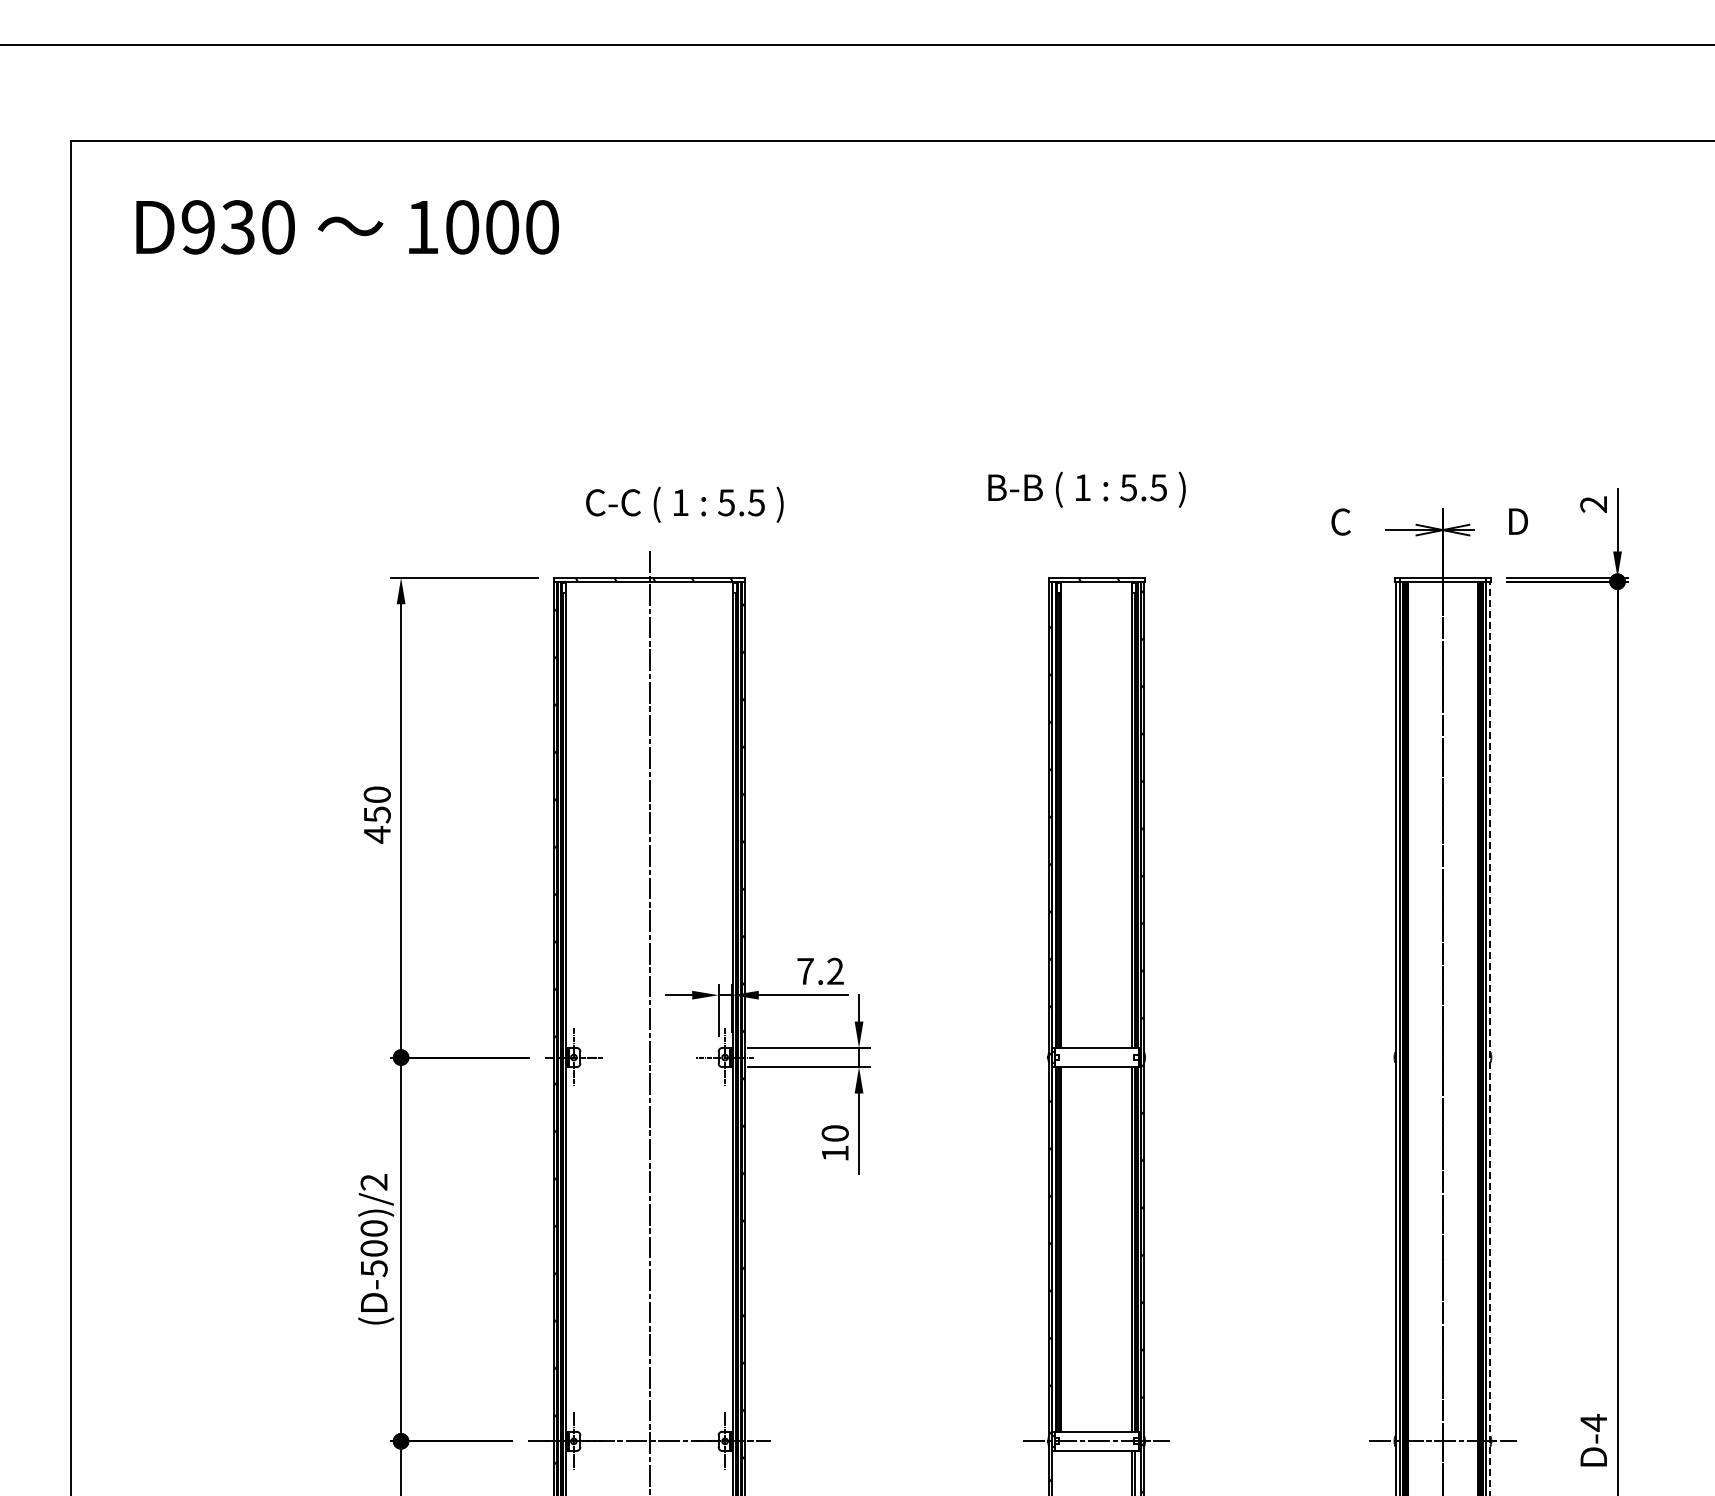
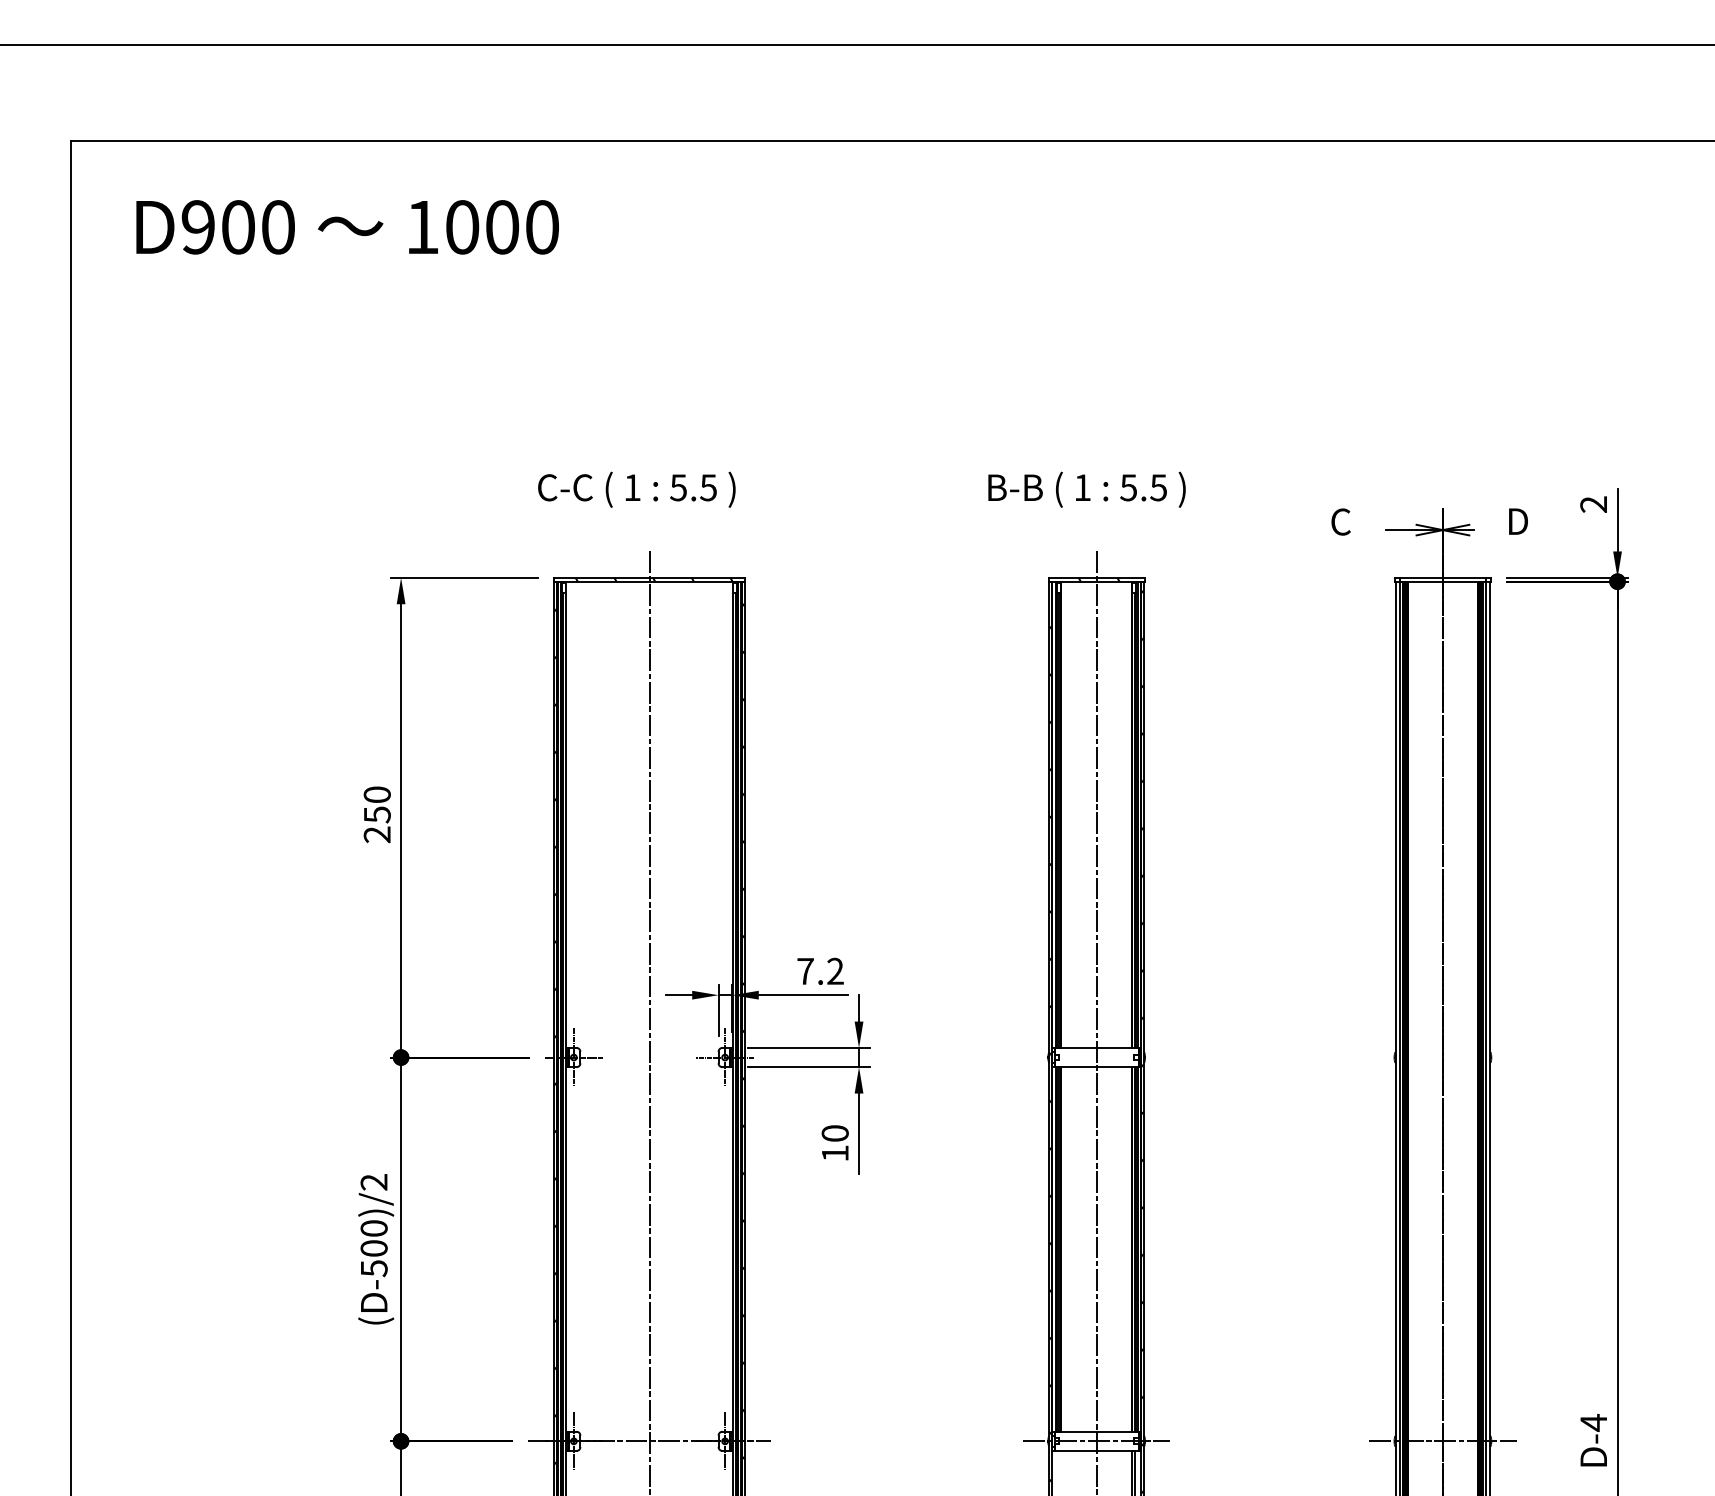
text: D930 -> D900 (237, 227)
text position: (684, 504) -> (636, 489) (636, 489)
text: 450 -> 250 (376, 834)
line: none -> present (1096, 1021)
line: dashed -> solid (1490, 1038)
